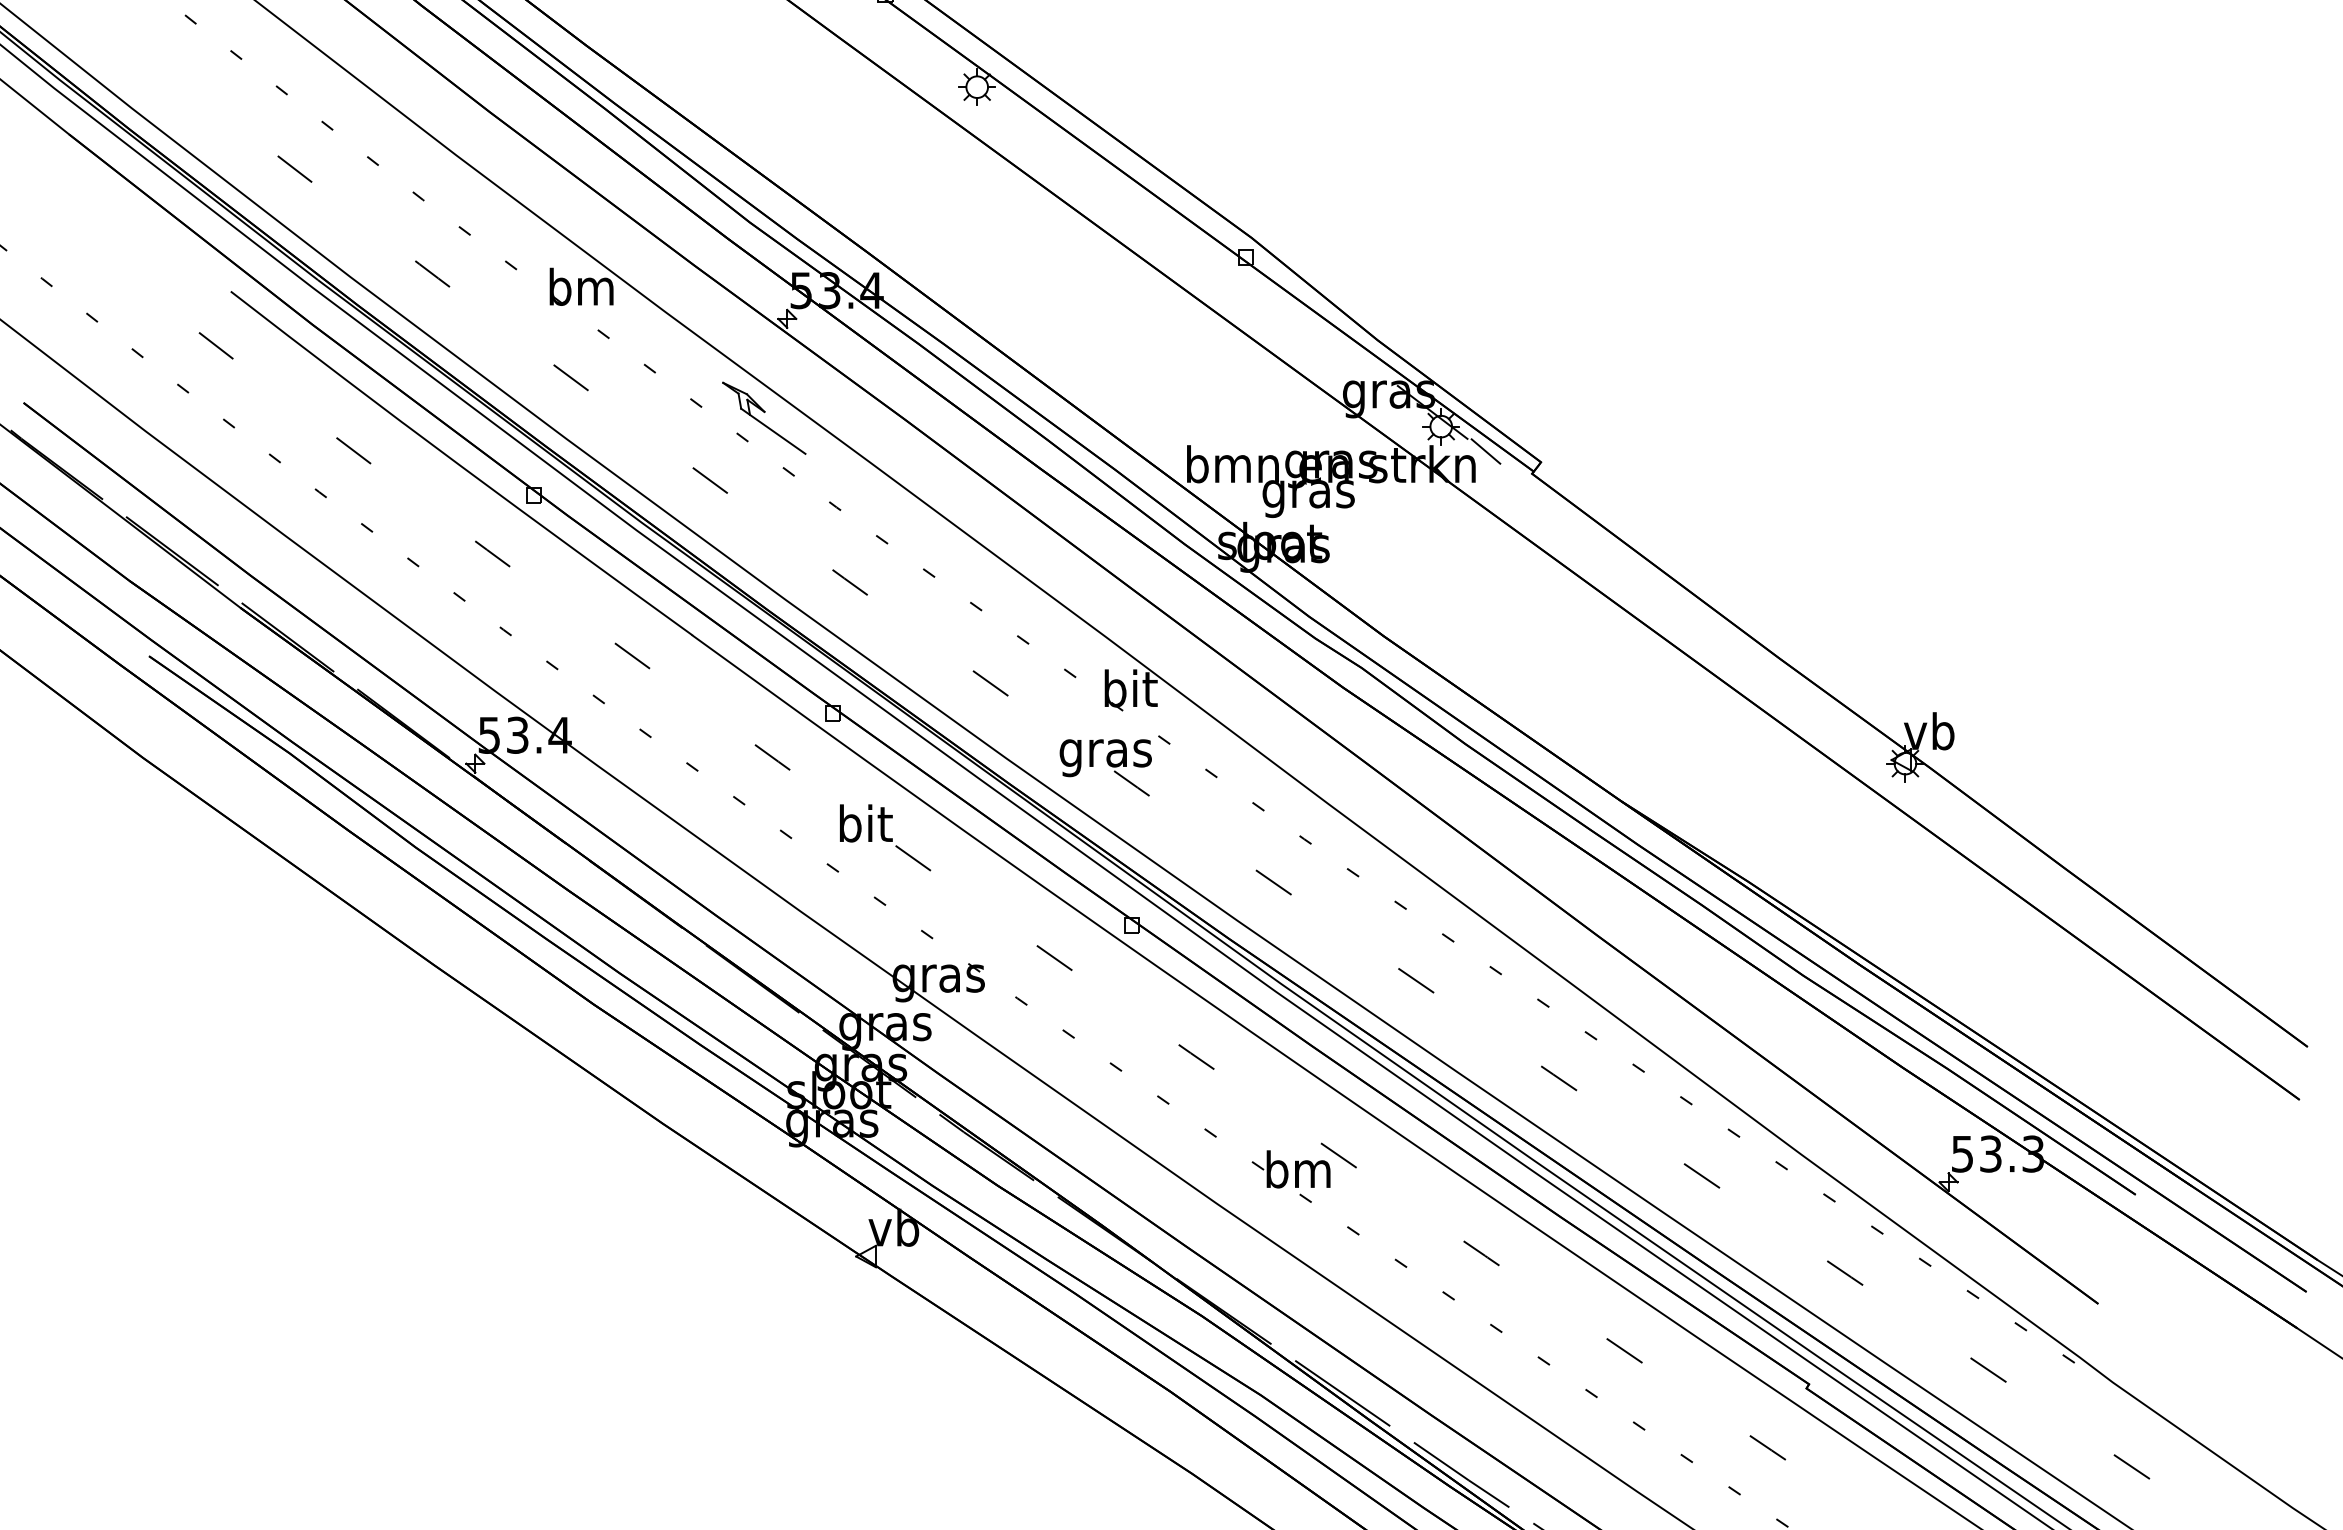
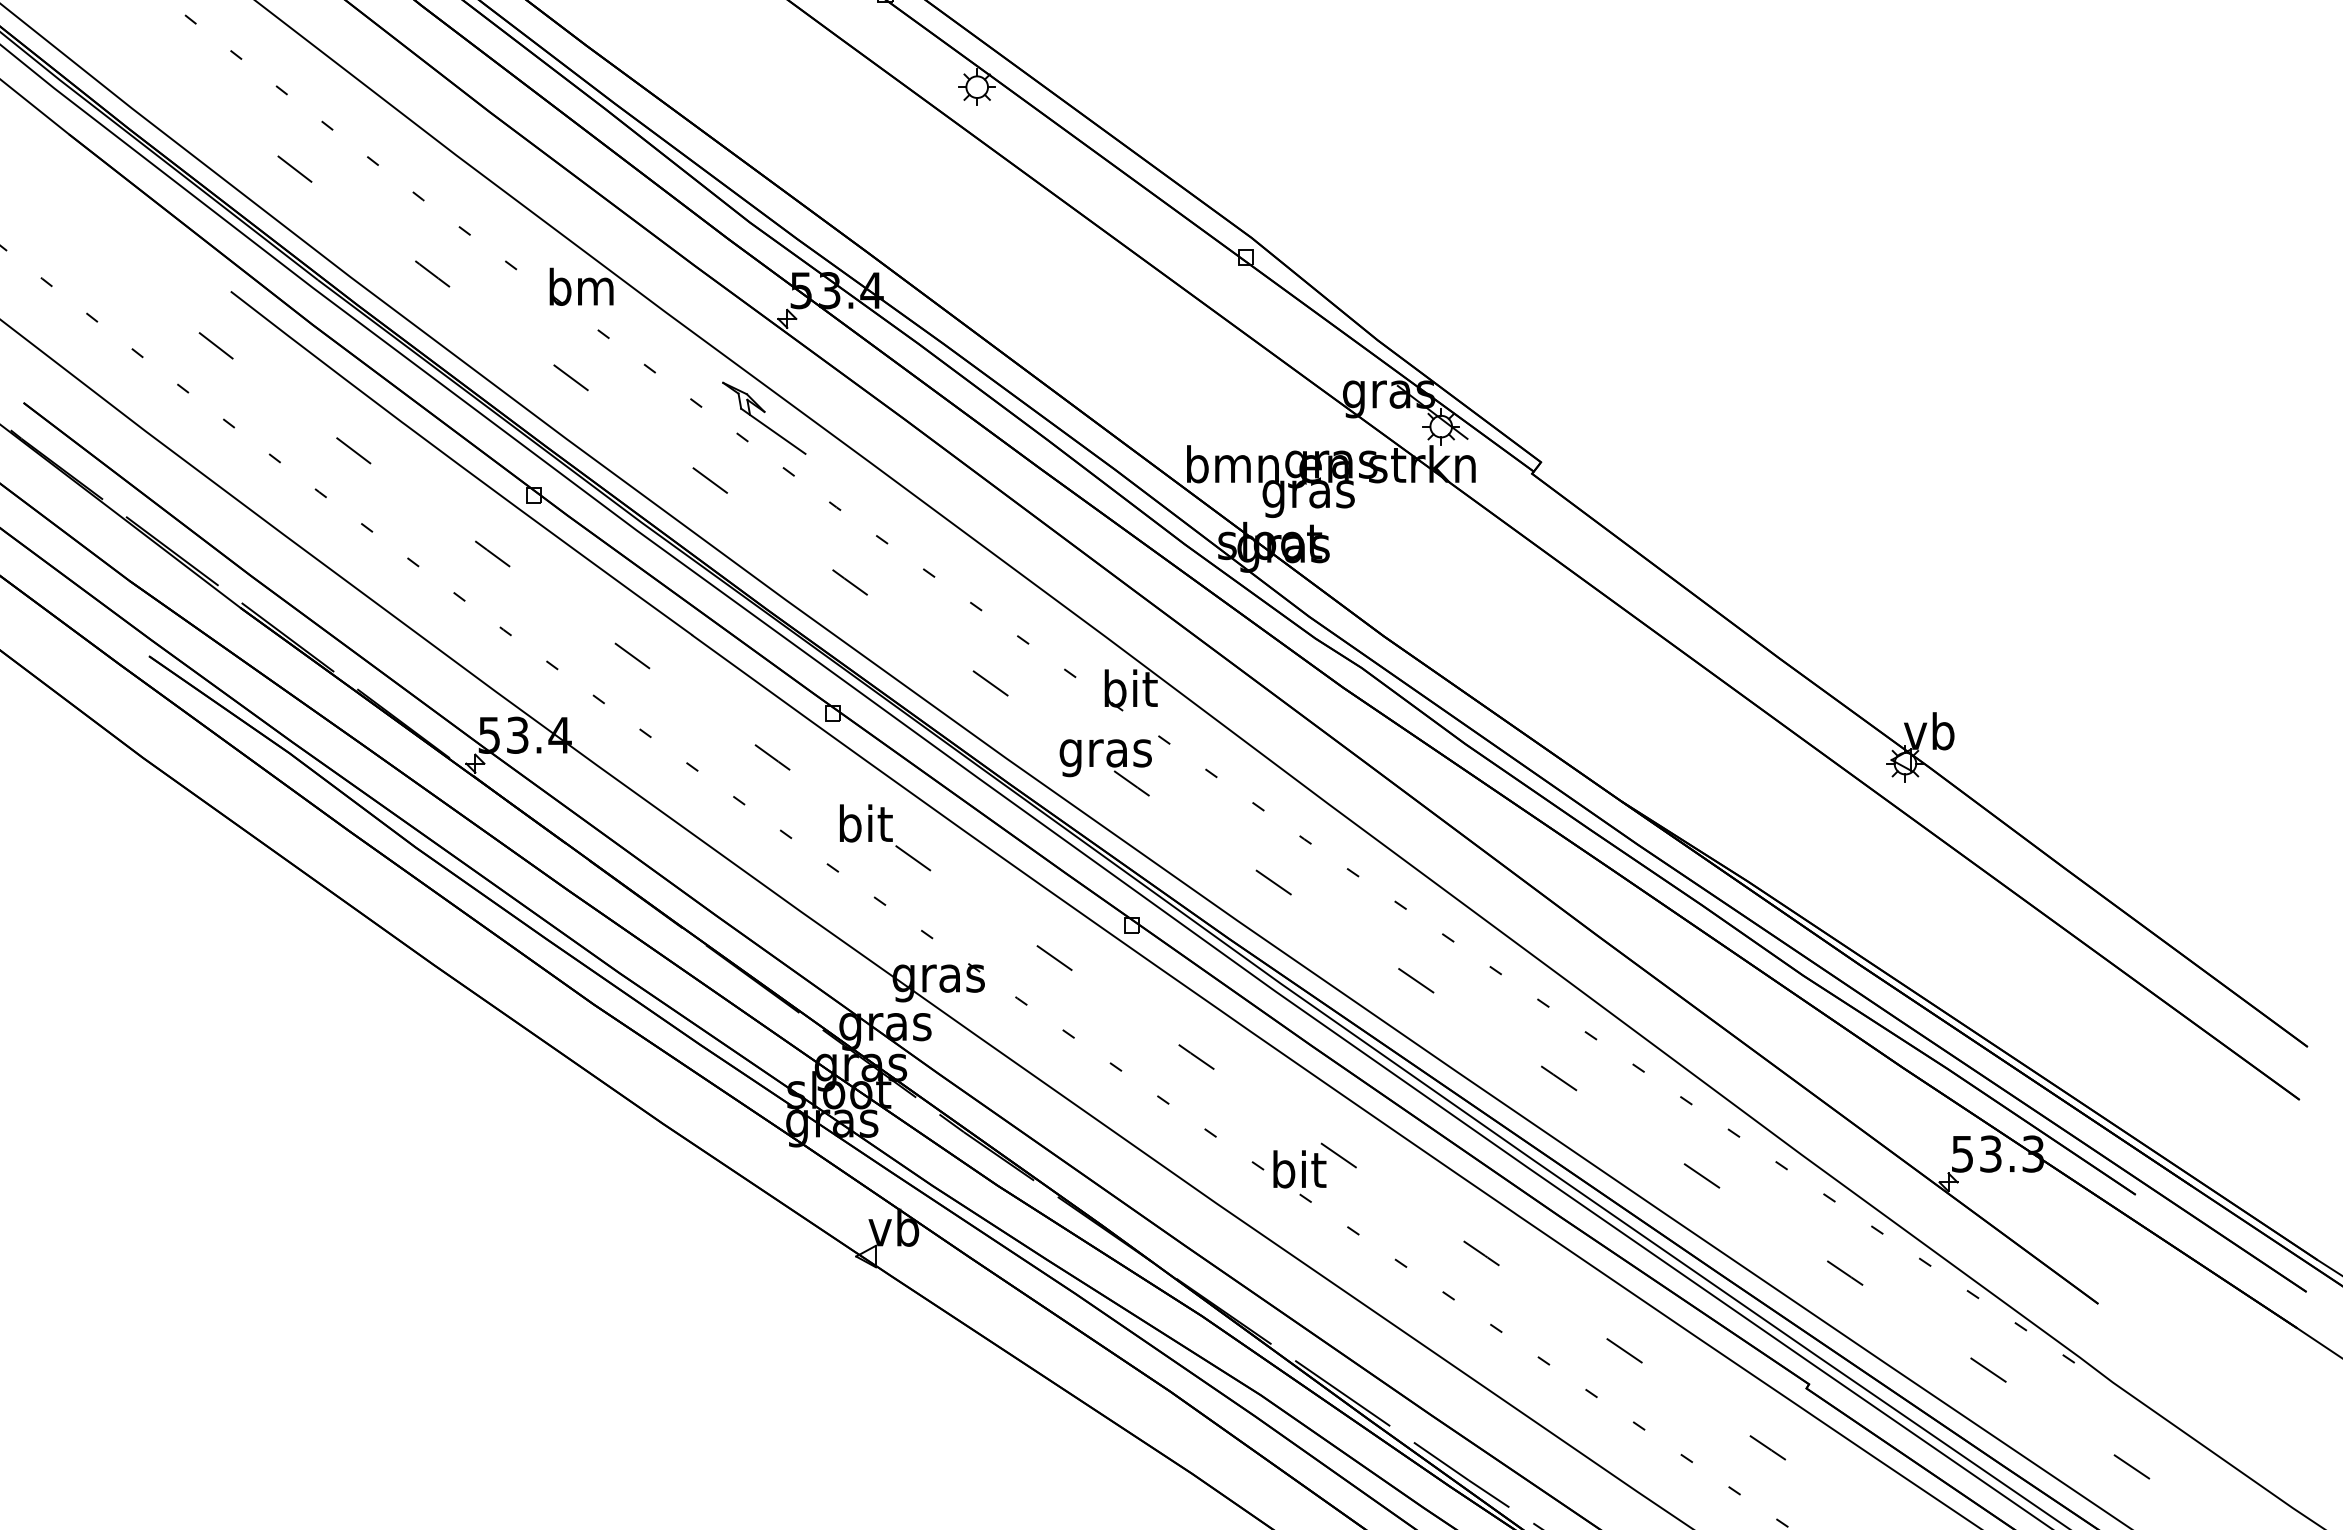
line: present -> none (1485, 451)
text: bm -> bit (1298, 1169)
